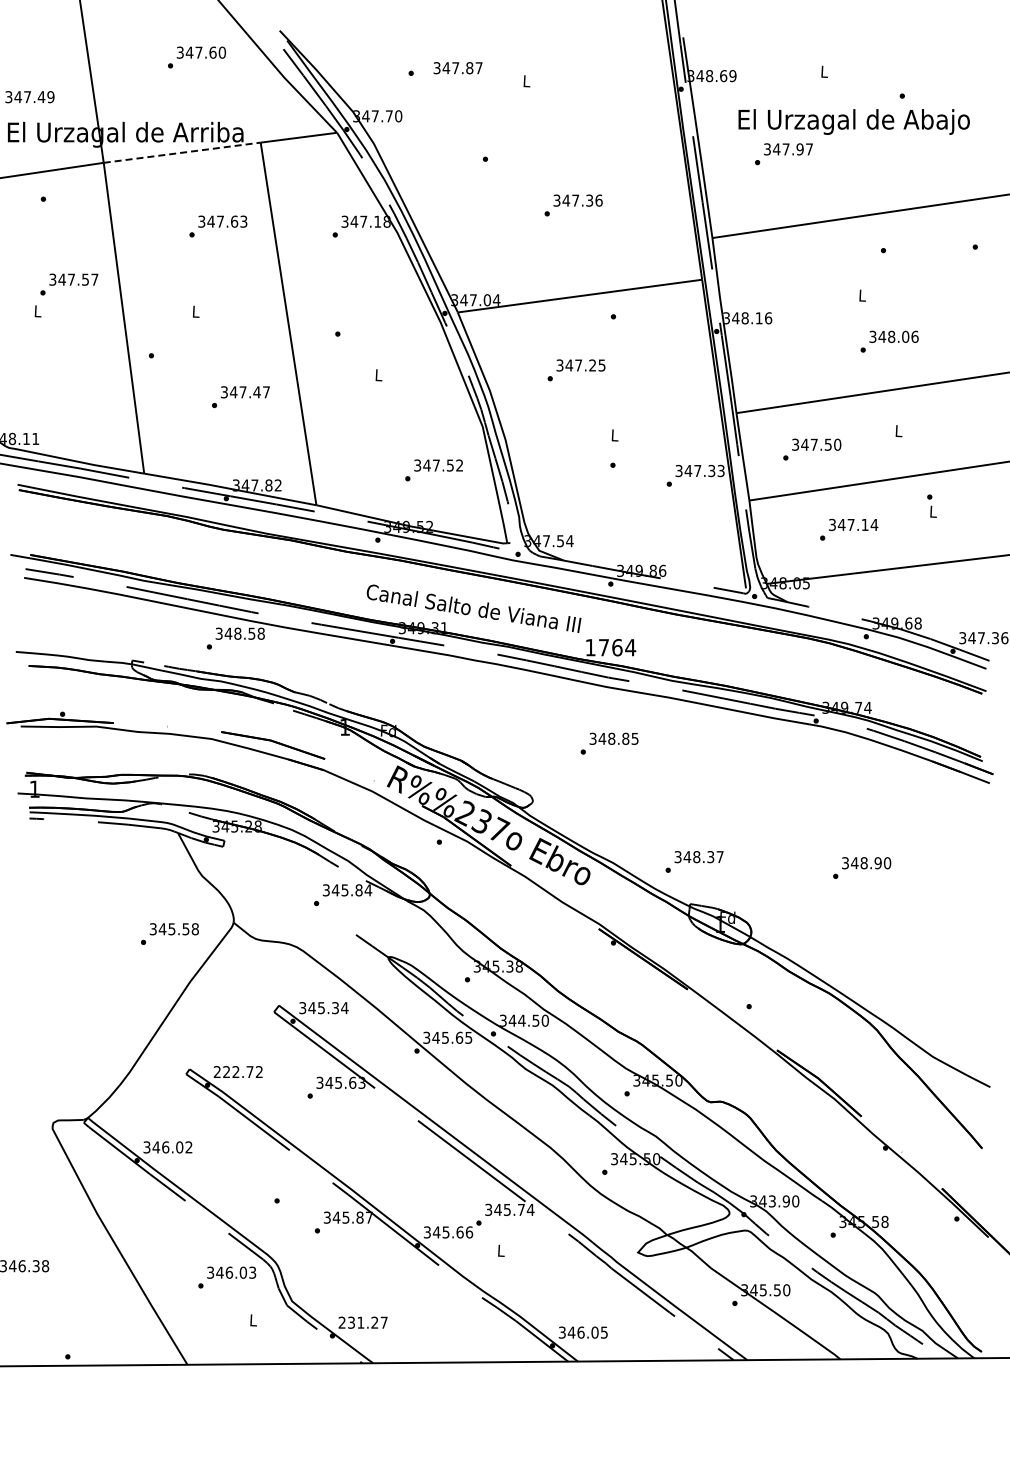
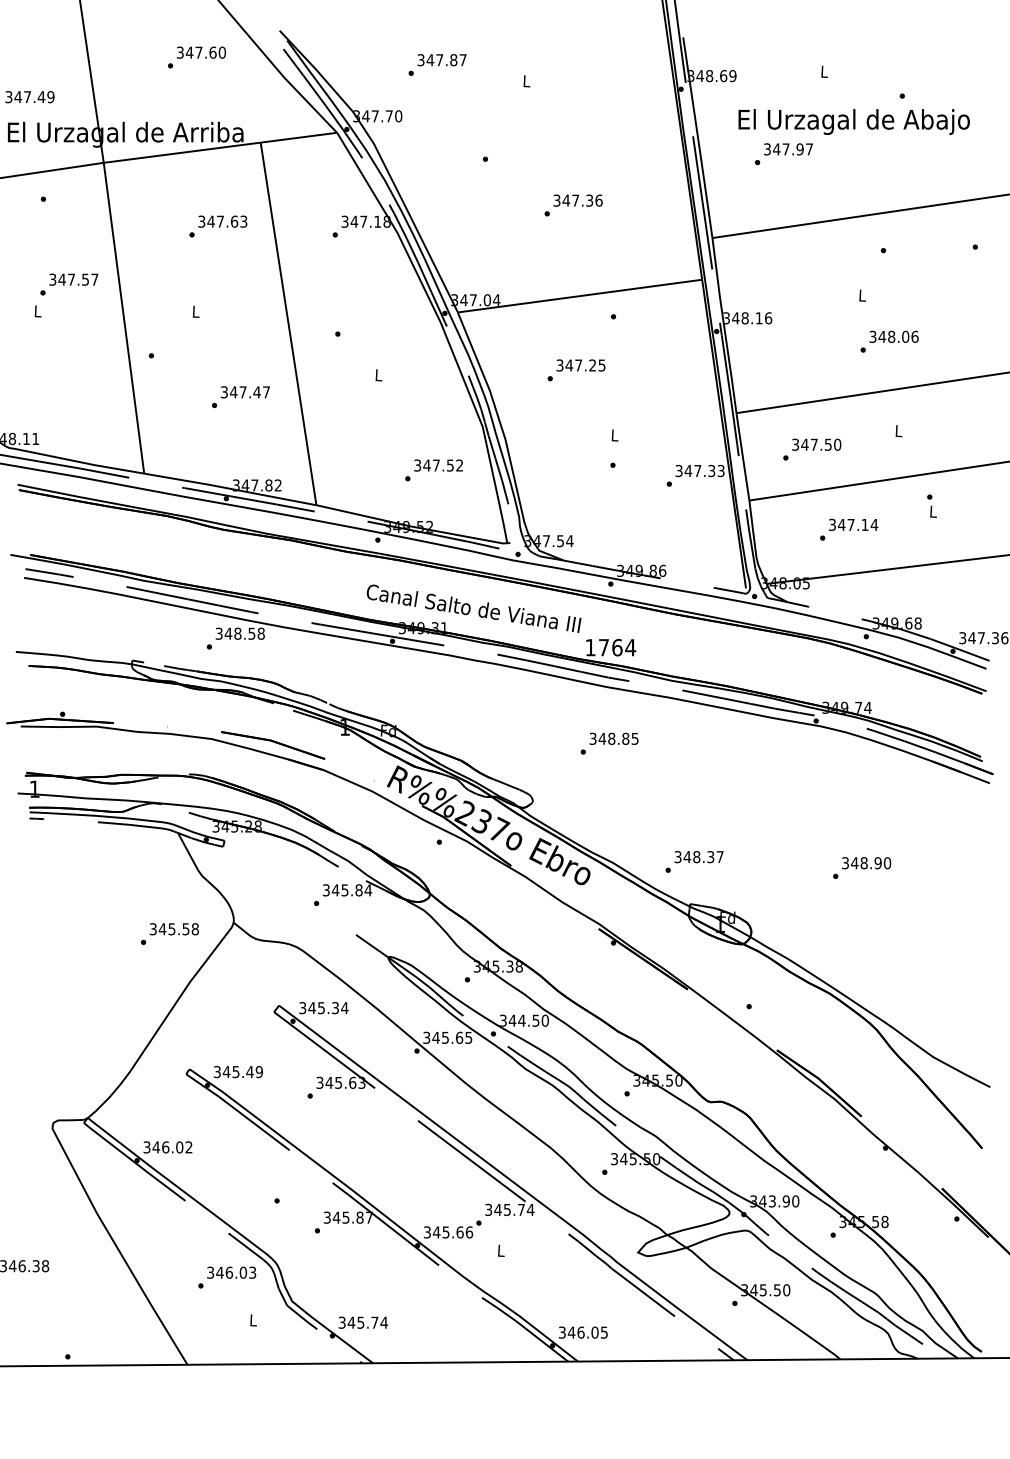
text position: (457, 68) -> (441, 60) (441, 60)
line: dashed -> solid (182, 152)
text: 222.72 -> 345.49 (237, 1072)
text: 231.27 -> 345.74 (363, 1322)
